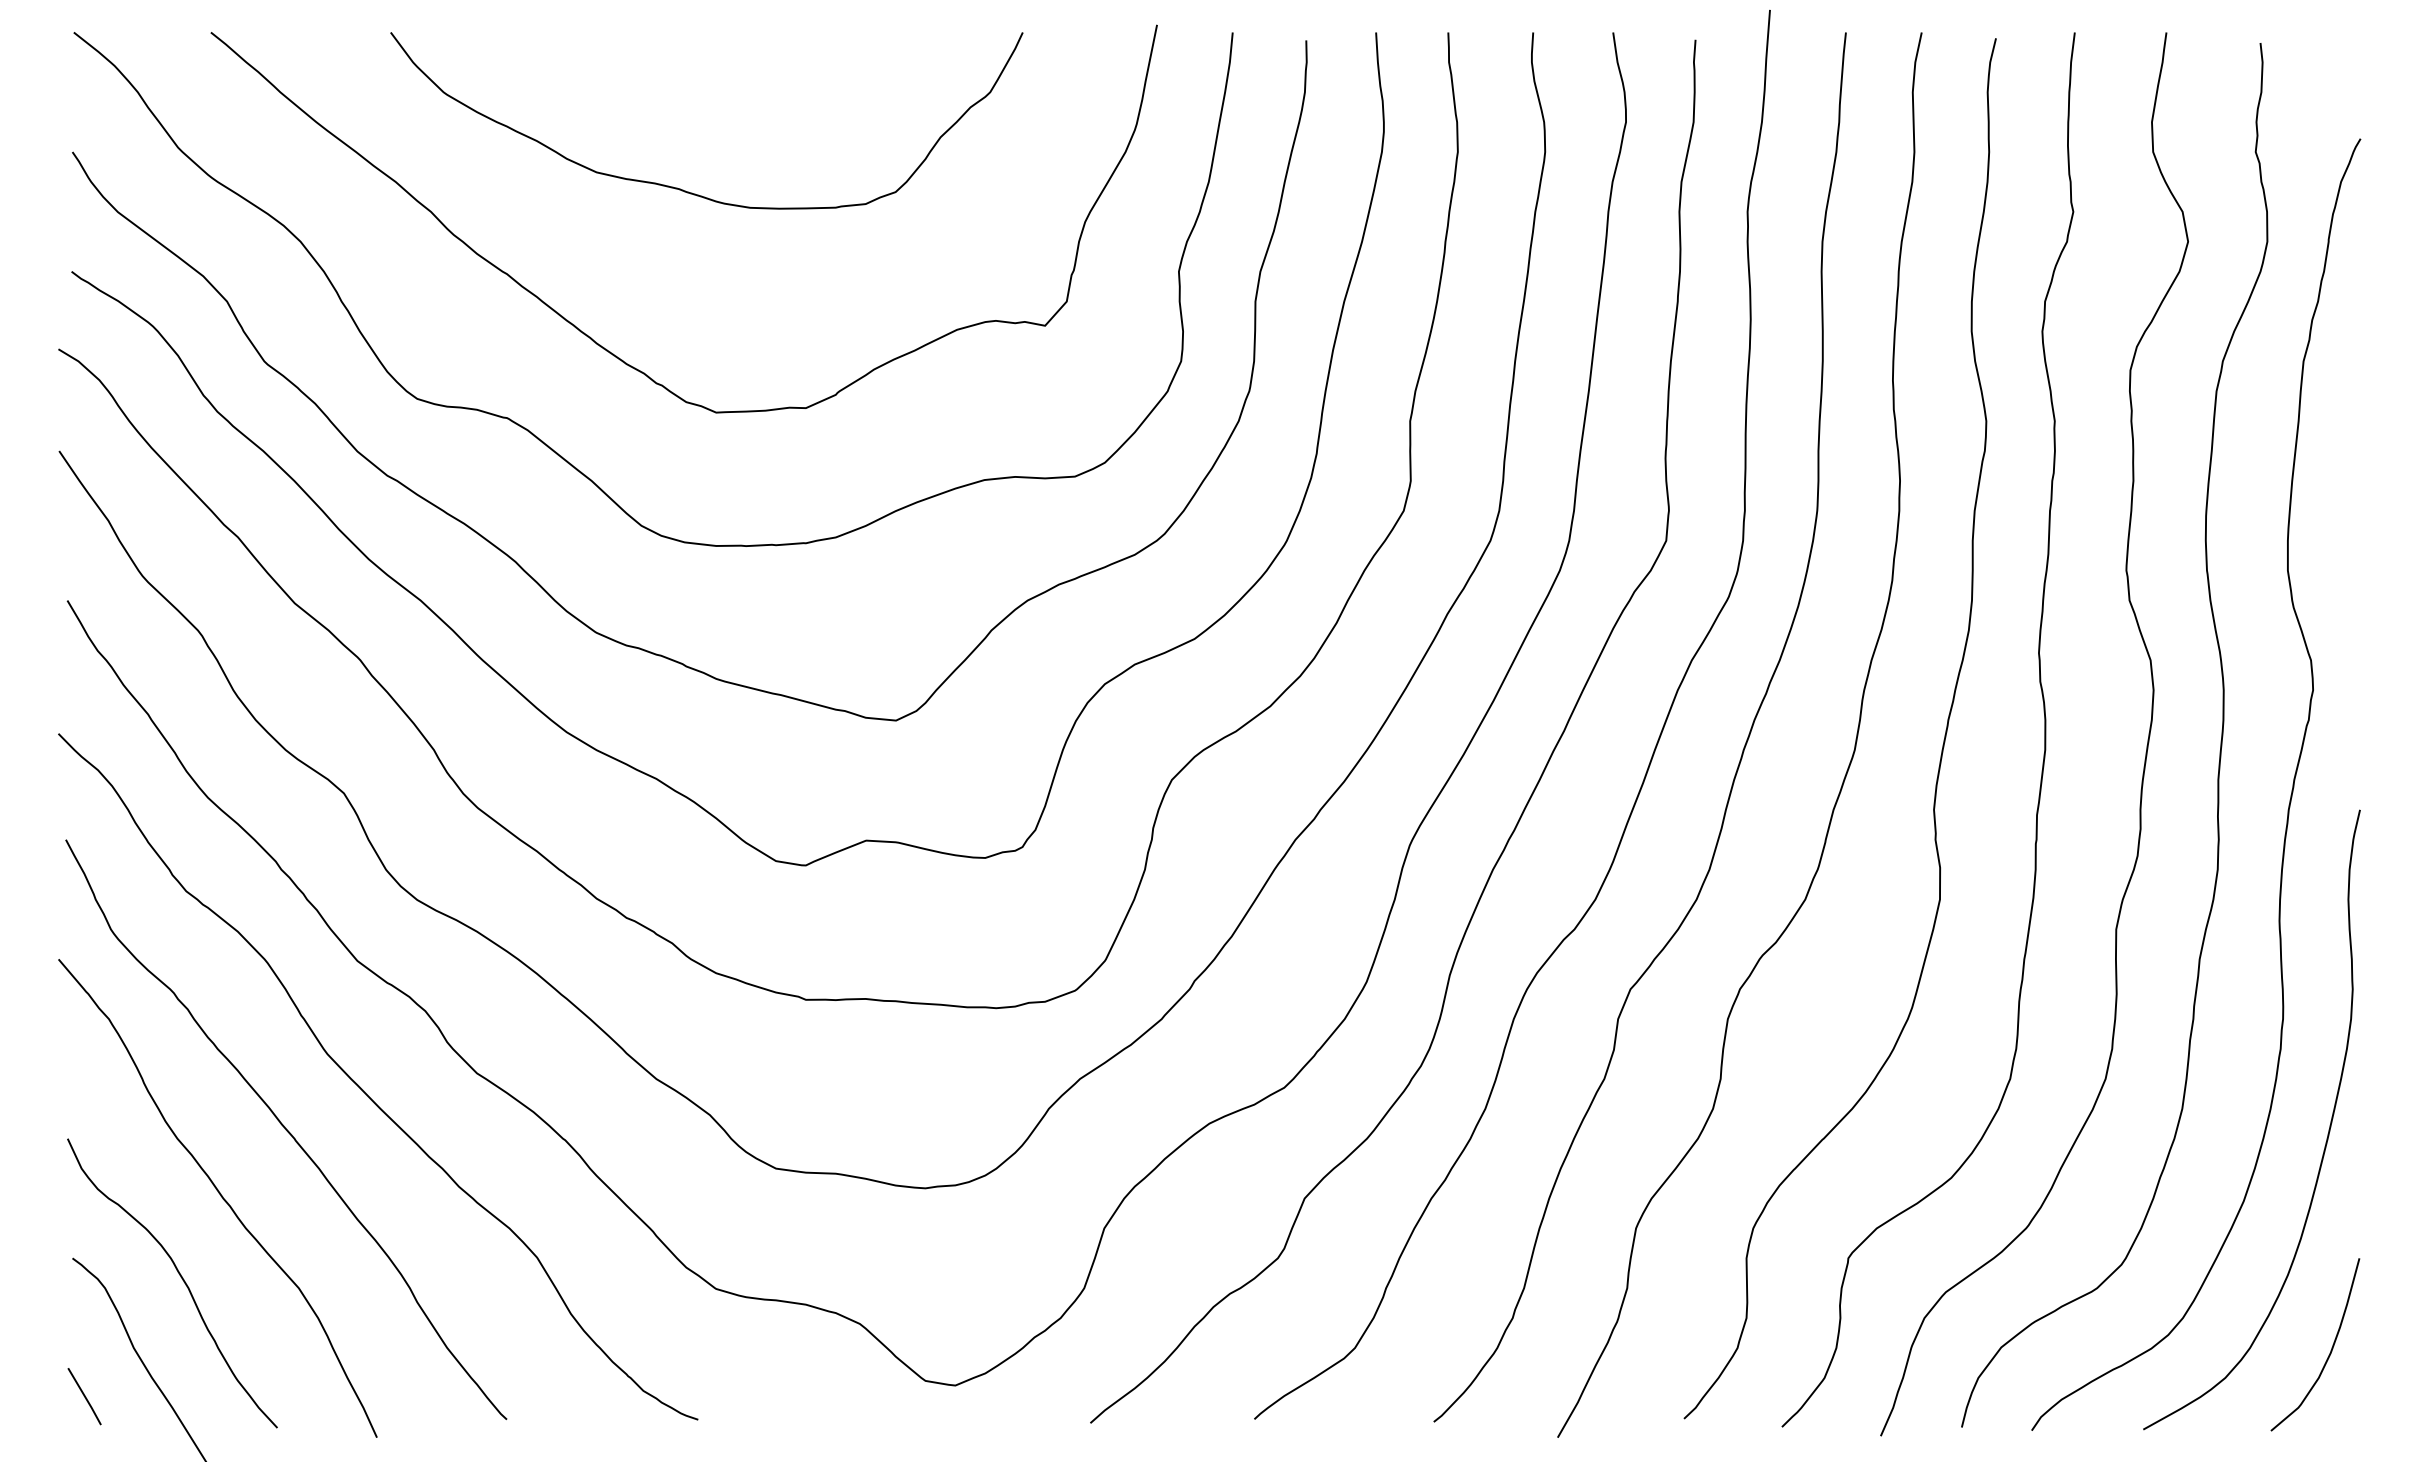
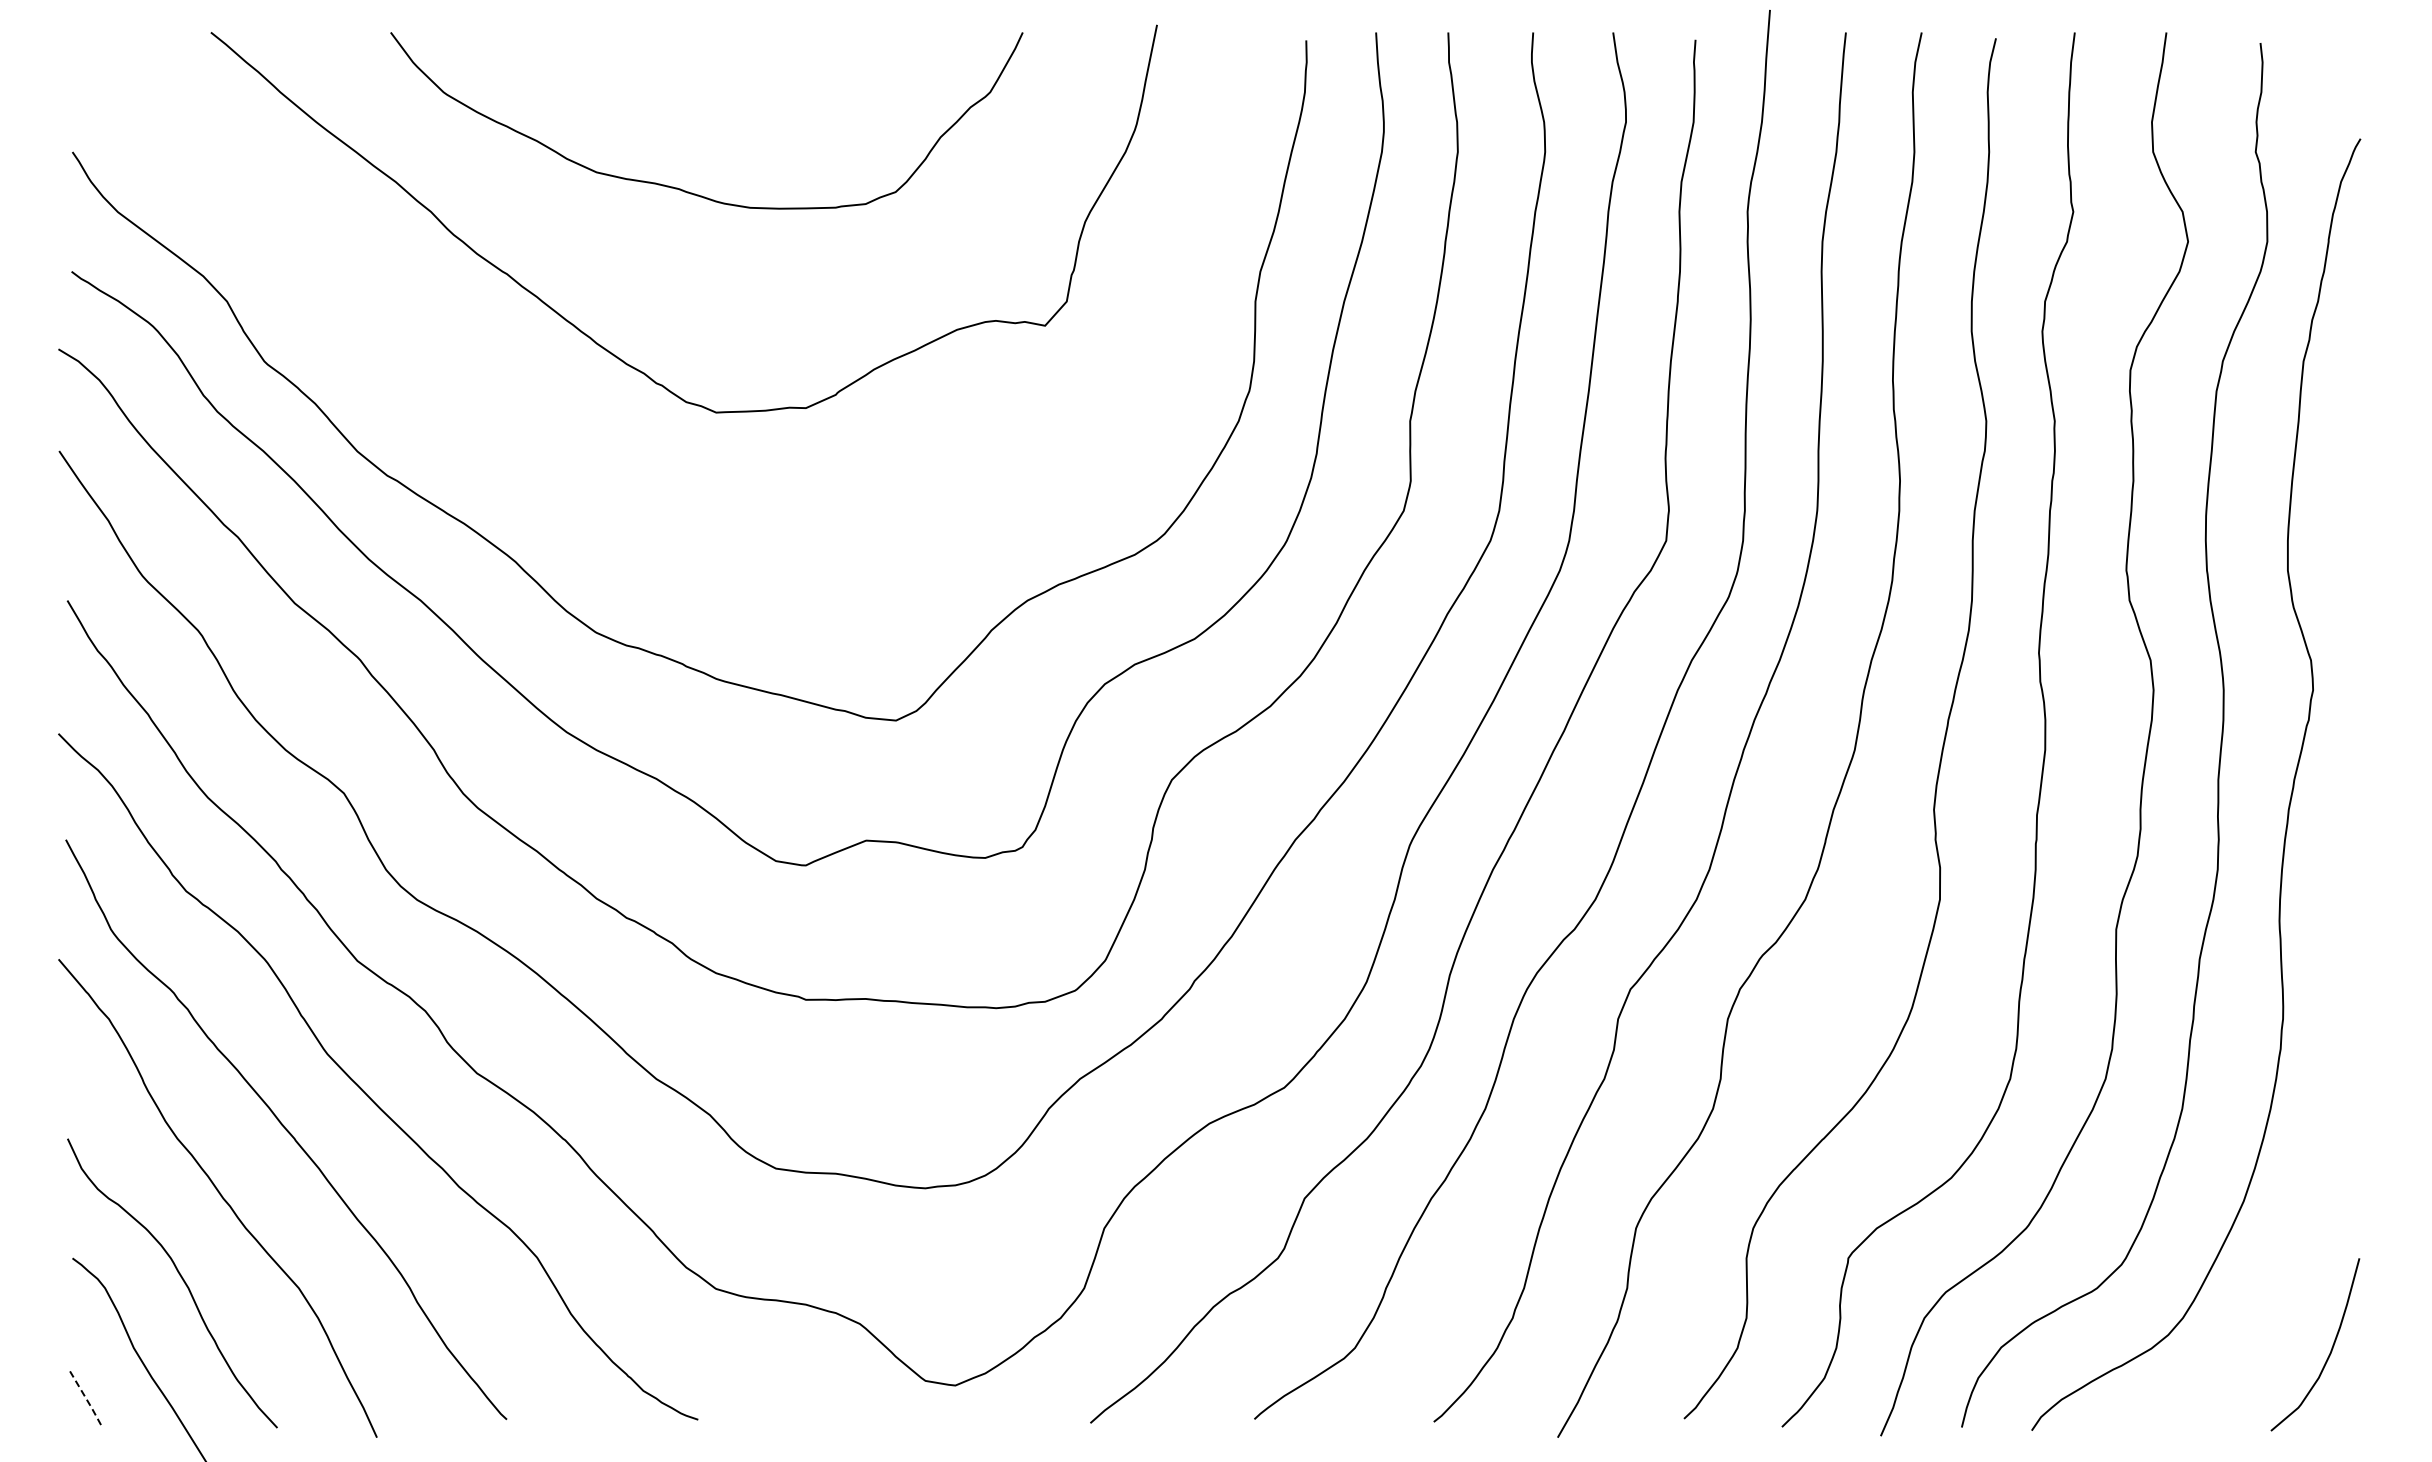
curve: present -> none (537, 436)
curve: present -> none (2327, 1133)
line: solid -> dashed (85, 1396)
